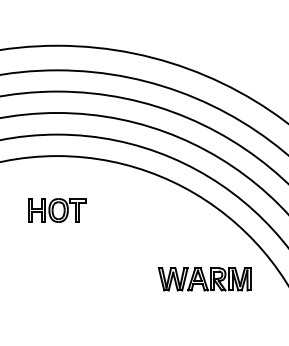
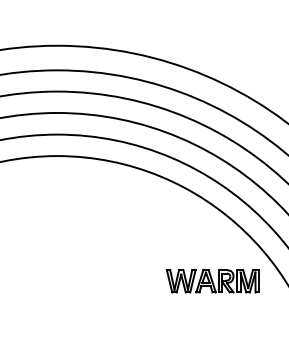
part: present -> none (57, 210)
part position: (204, 279) -> (212, 281) (212, 281)
